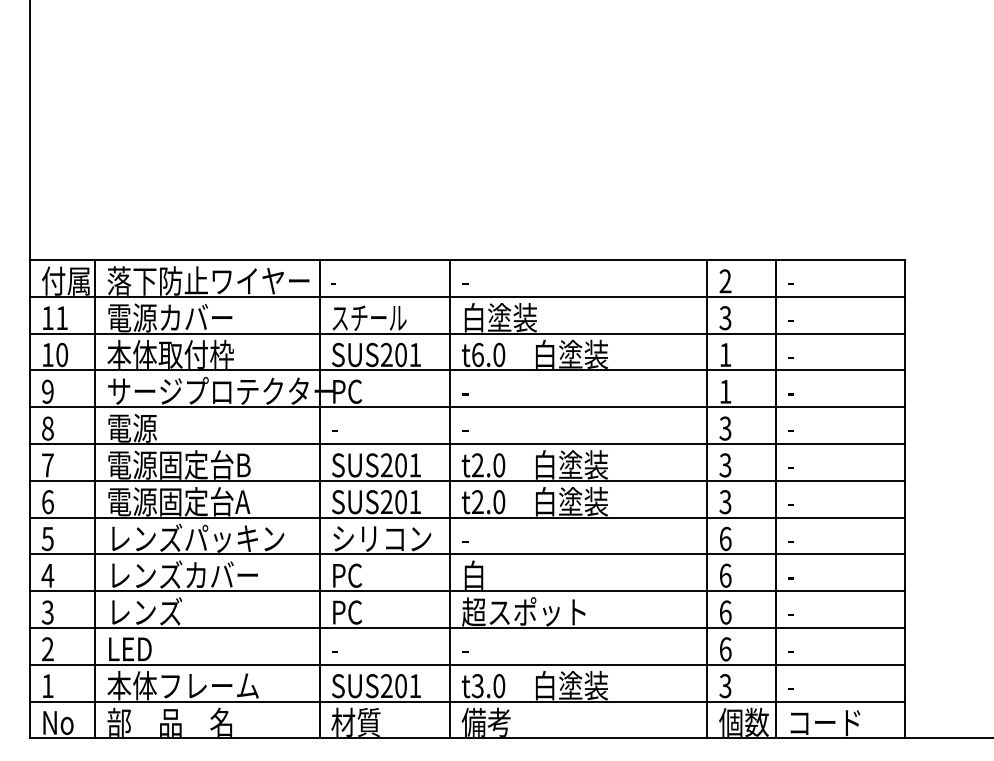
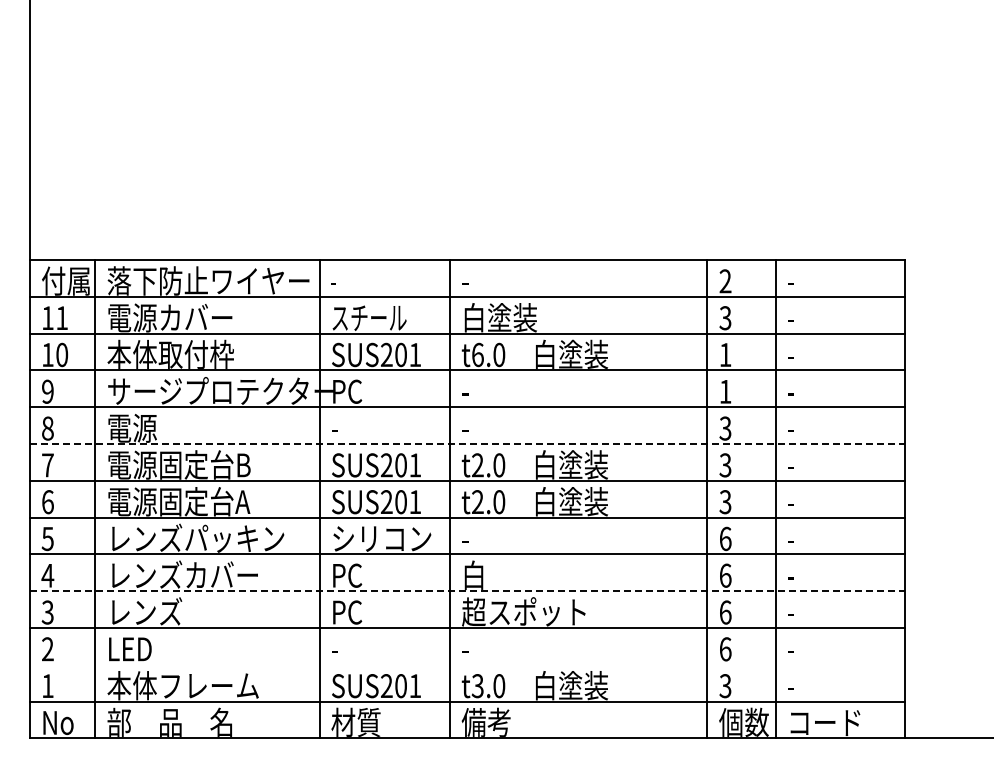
line: solid -> dashed (467, 444)
line: solid -> dashed (467, 591)
line: present -> none (466, 664)
